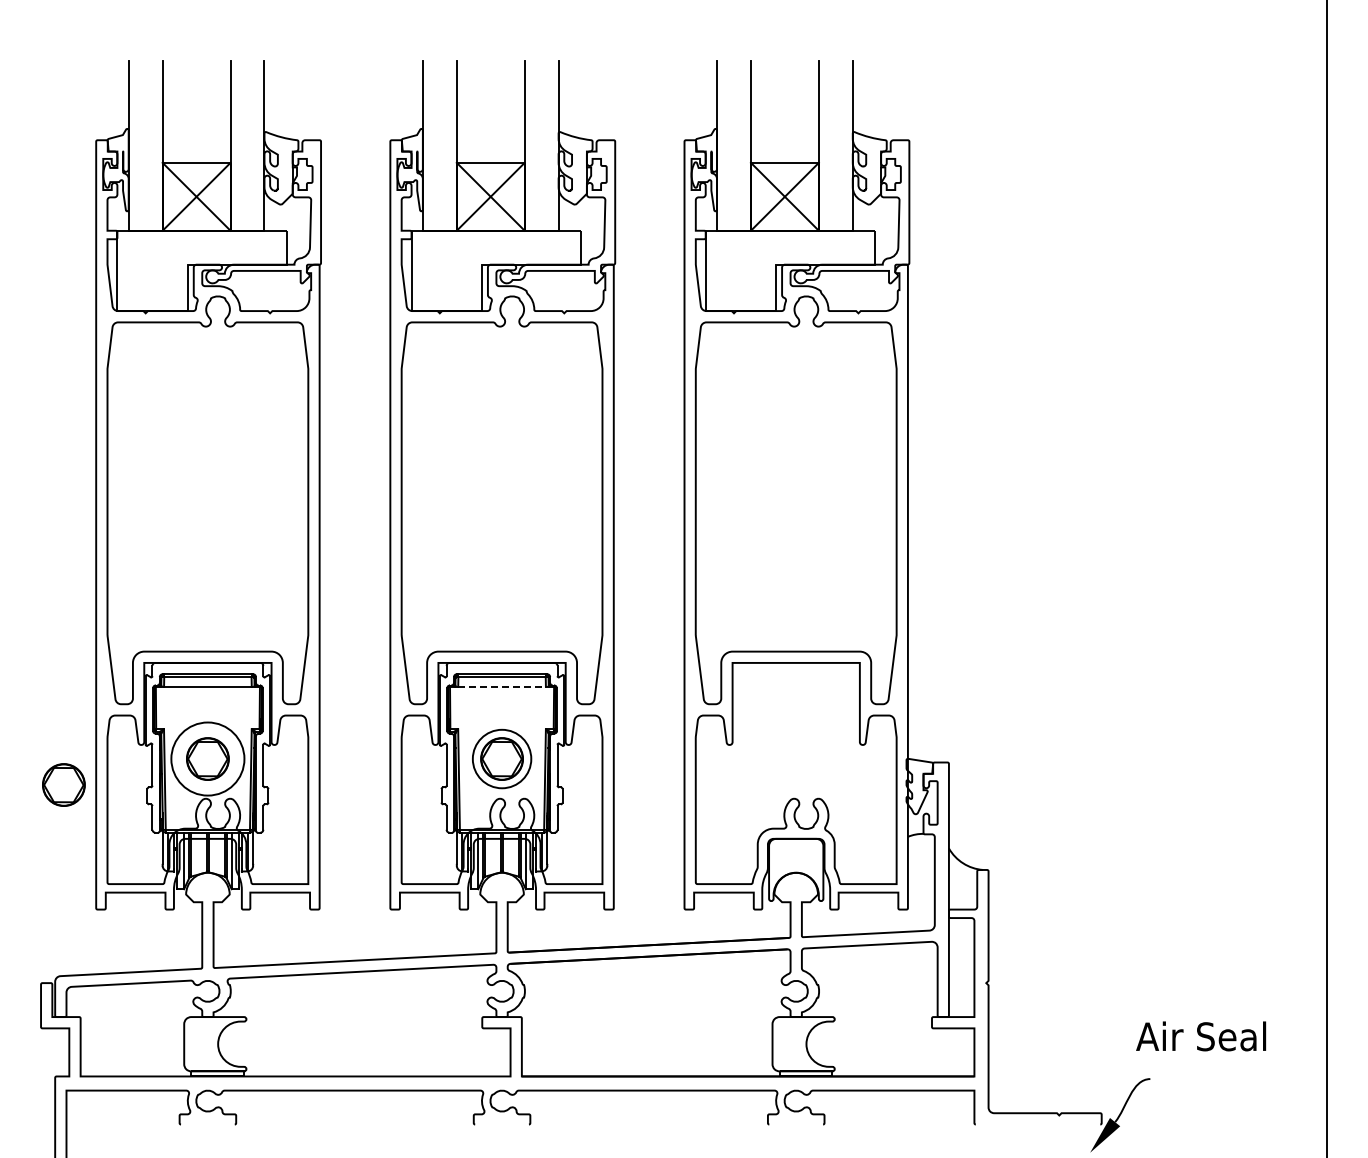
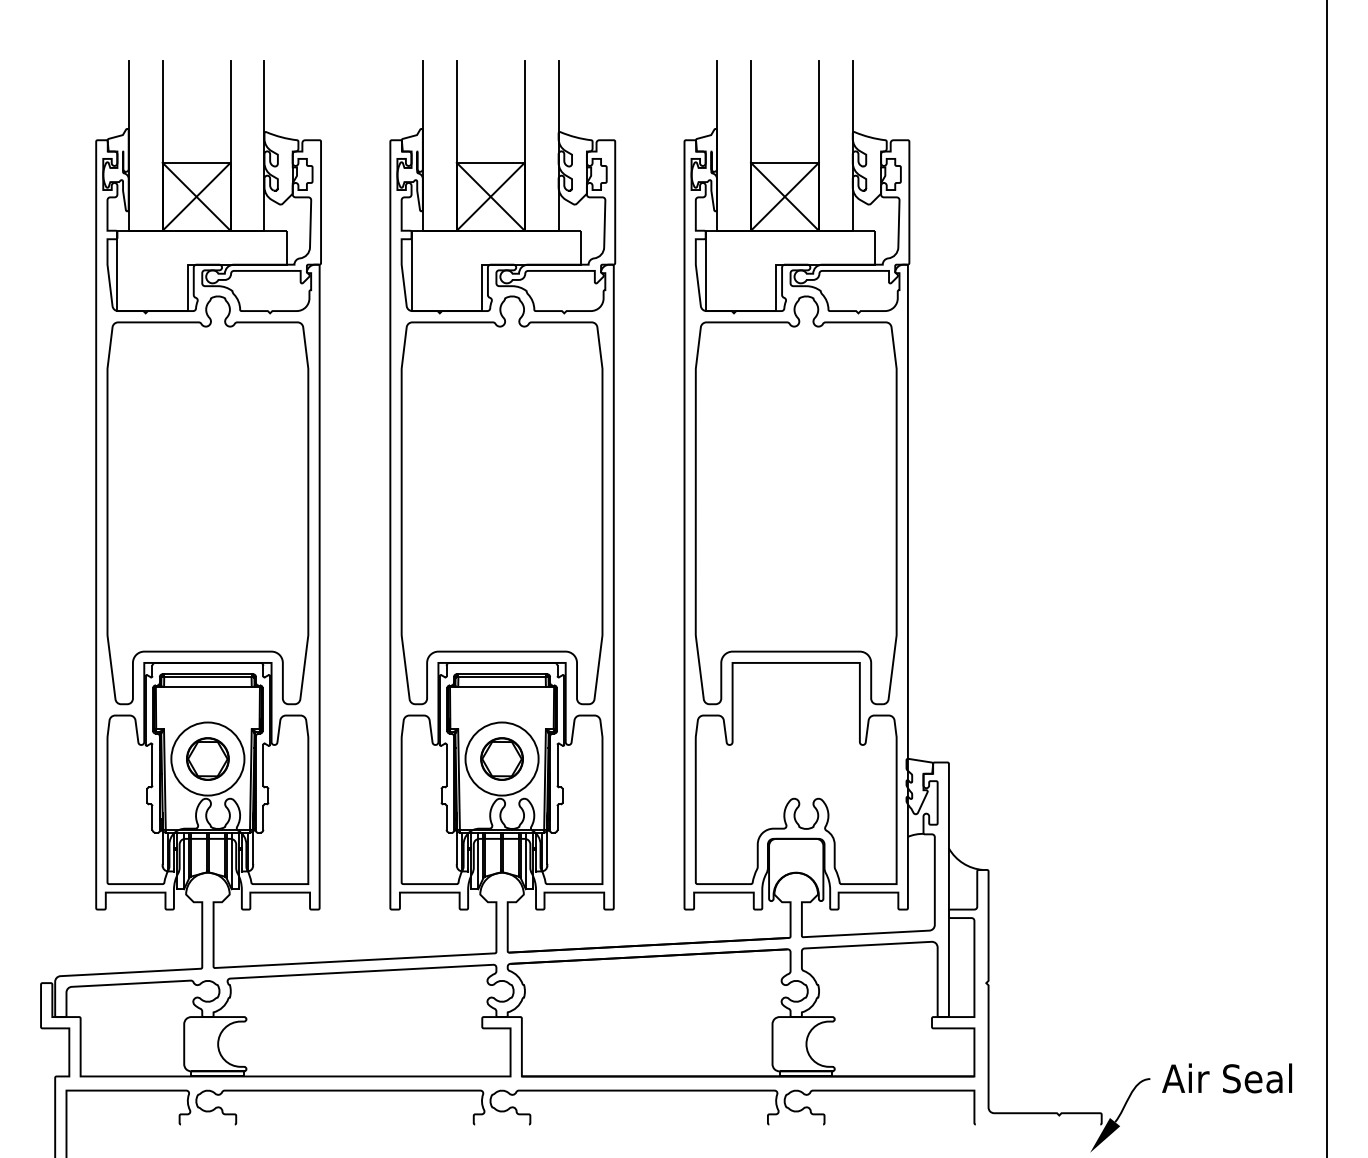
line: dashed -> solid (502, 686)
circle diameter: 58 px -> 73 px (501, 758)
part: present -> none (63, 784)
text position: (1201, 1036) -> (1227, 1078) (1227, 1078)
